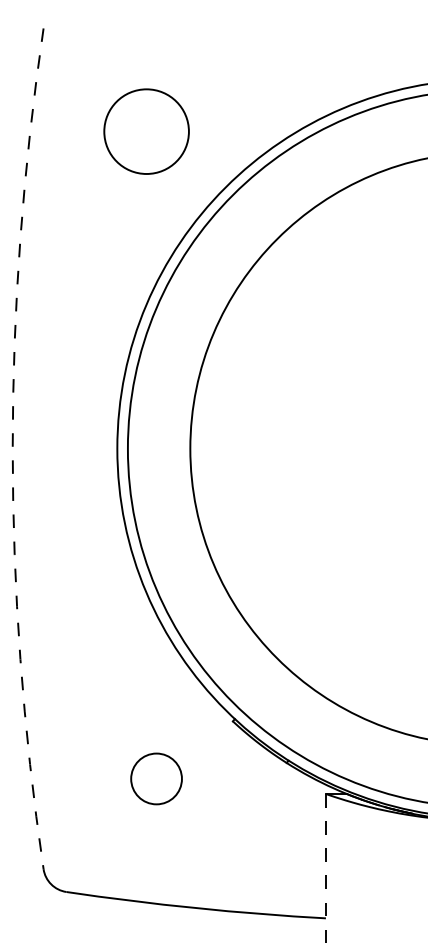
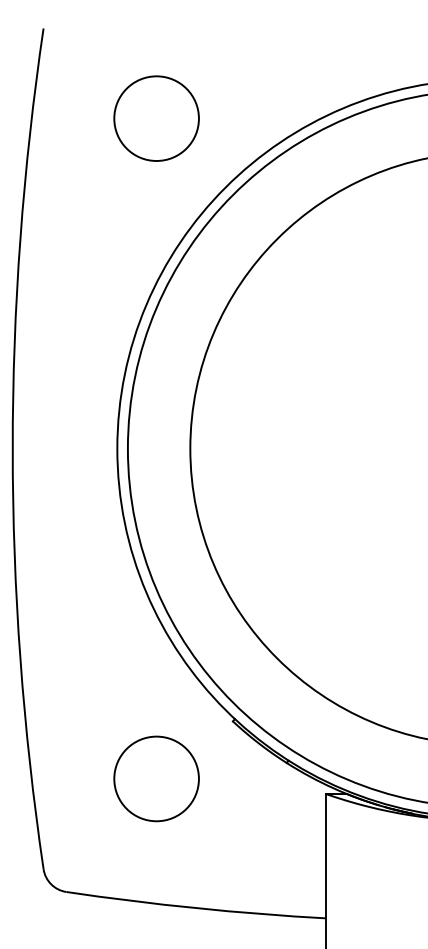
circle position: (146, 131) -> (156, 118) (156, 118)
arc: dashed -> solid (12, 448)
circle size: 53x54 px -> 87x88 px (156, 778)
line: dashed -> solid (325, 871)
